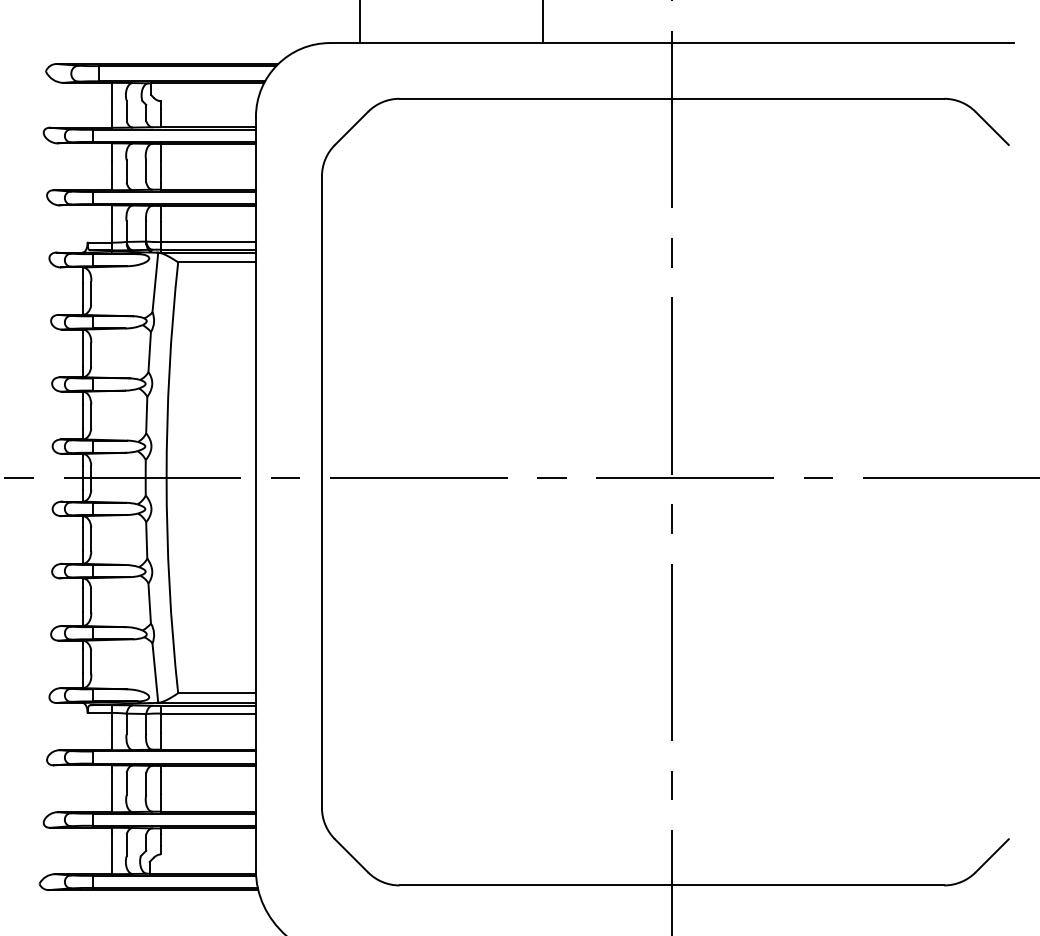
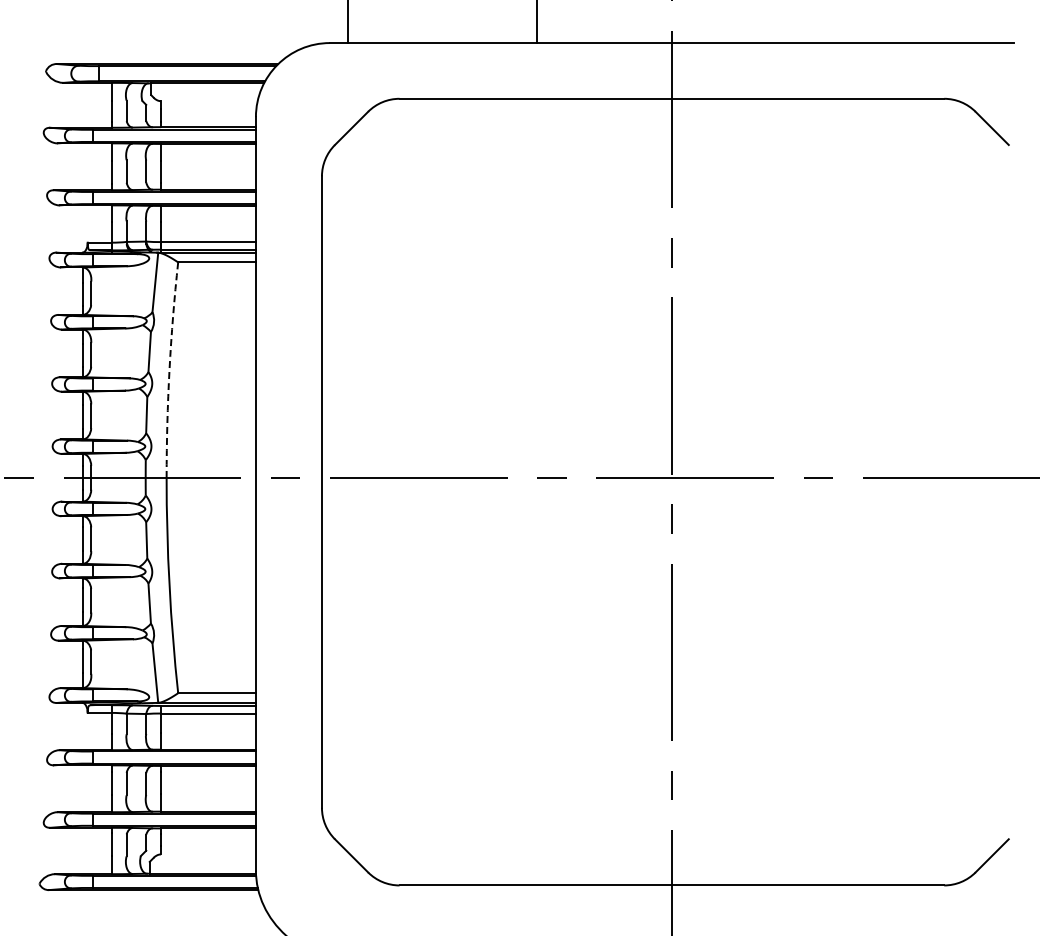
line position: (359, 22) -> (347, 22) (347, 22)
line position: (543, 22) -> (537, 22) (537, 22)
arc: solid -> dashed (169, 369)
